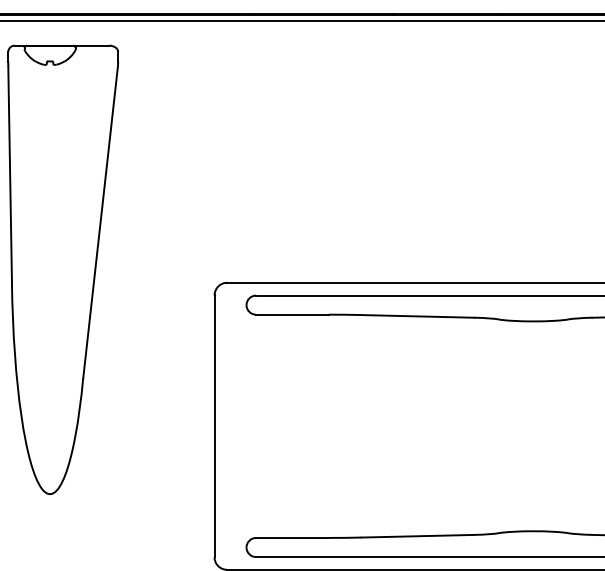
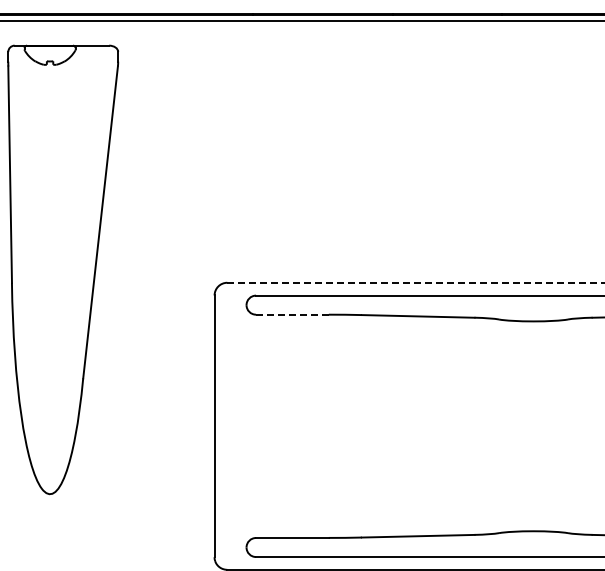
line: solid -> dashed (416, 282)
line: solid -> dashed (291, 314)
